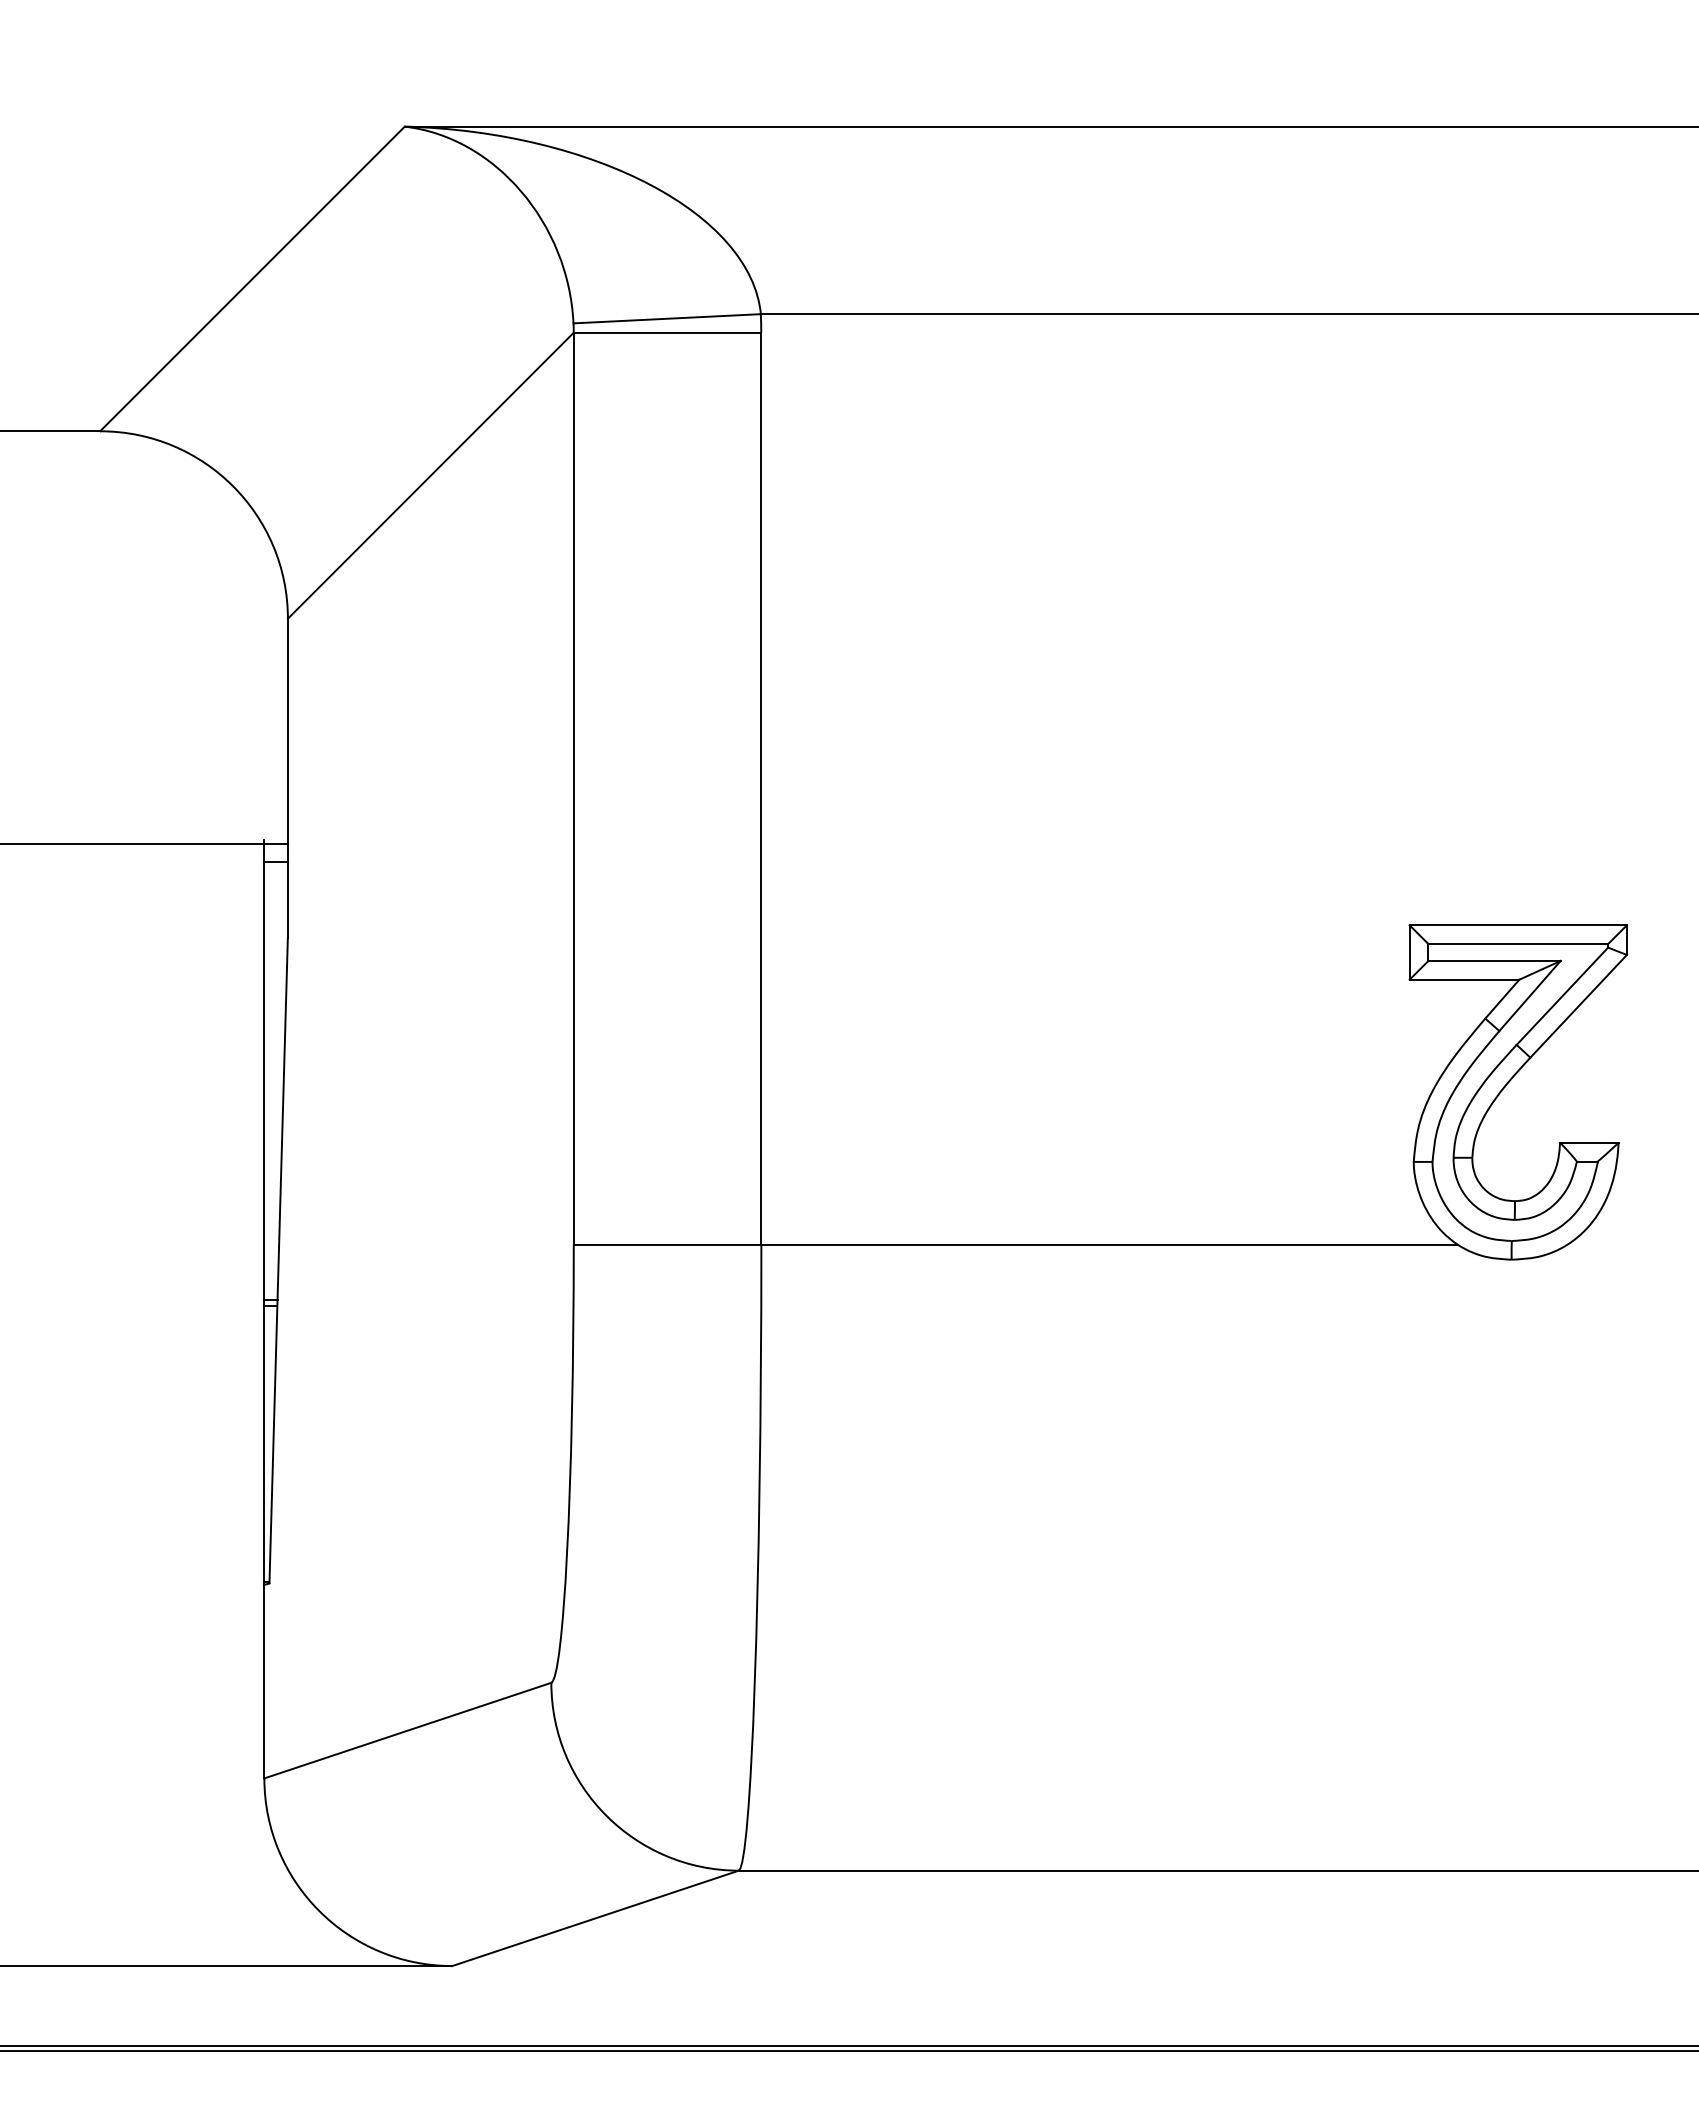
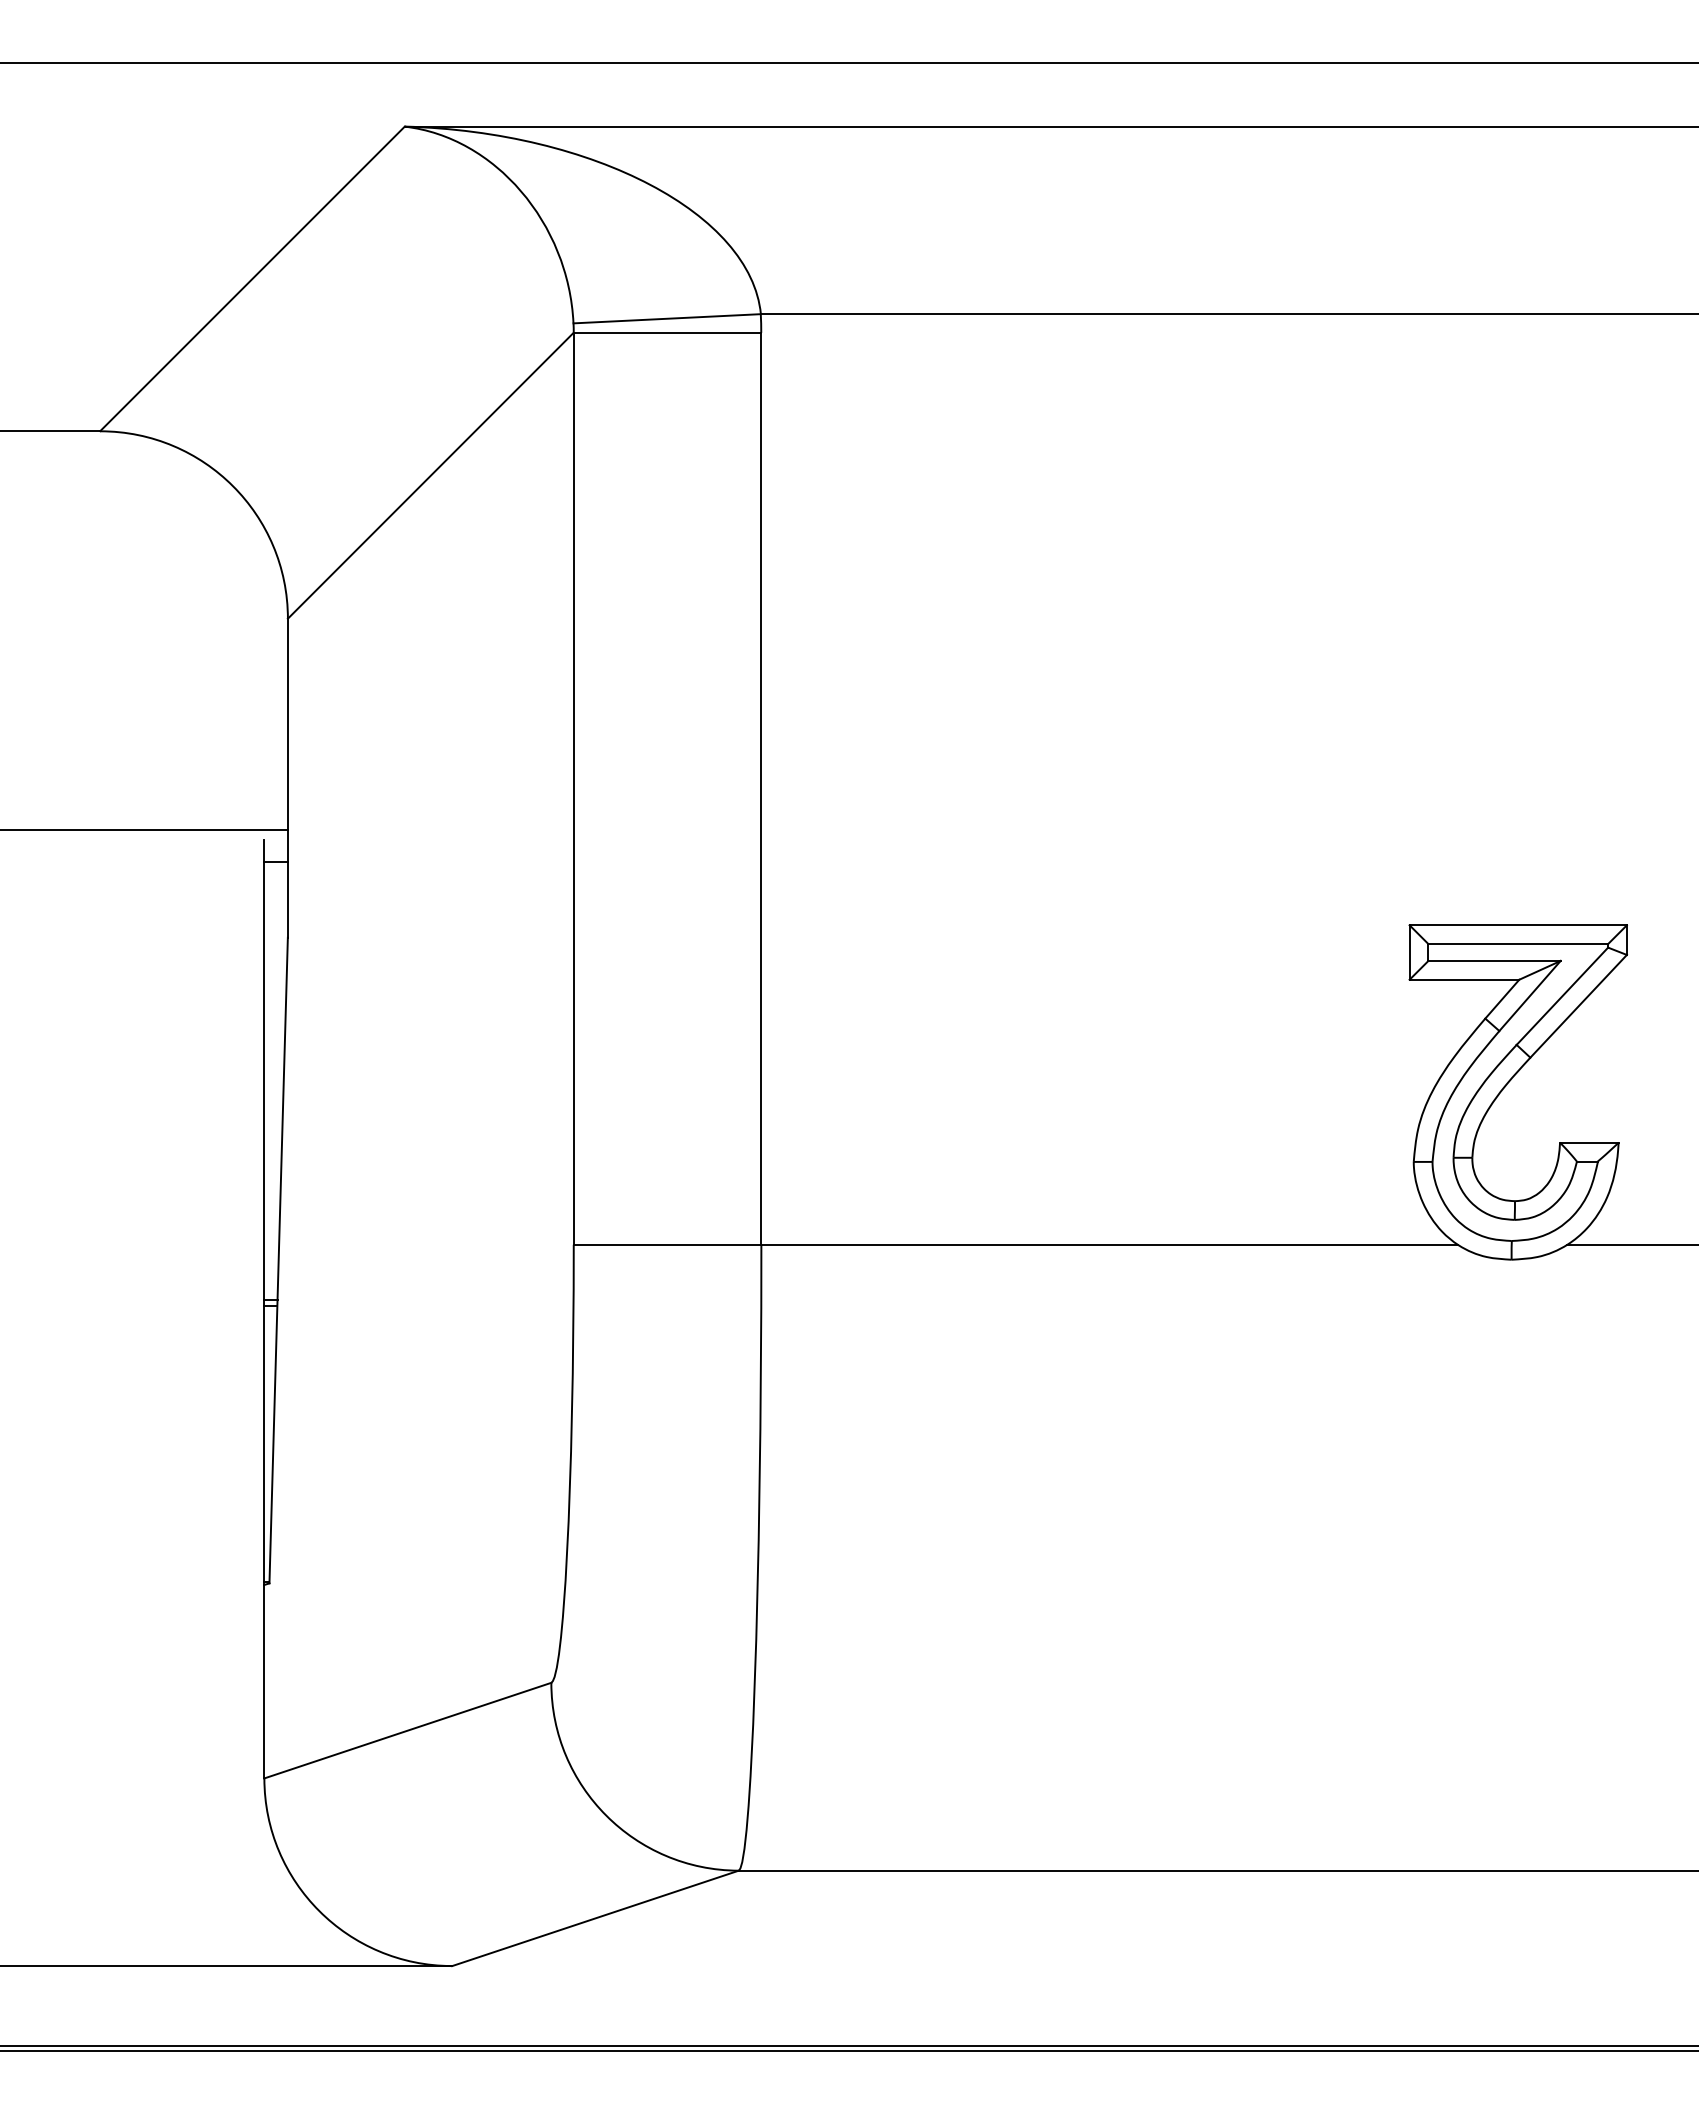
line: none -> present (848, 63)
line position: (144, 844) -> (144, 830) (144, 830)
line: none -> present (1631, 1244)
